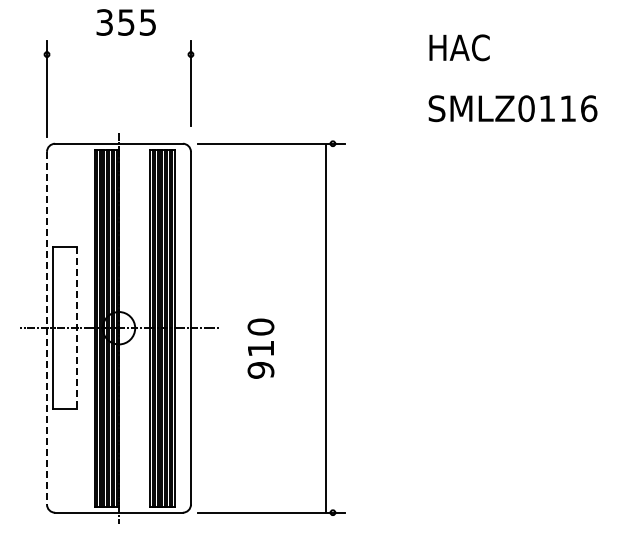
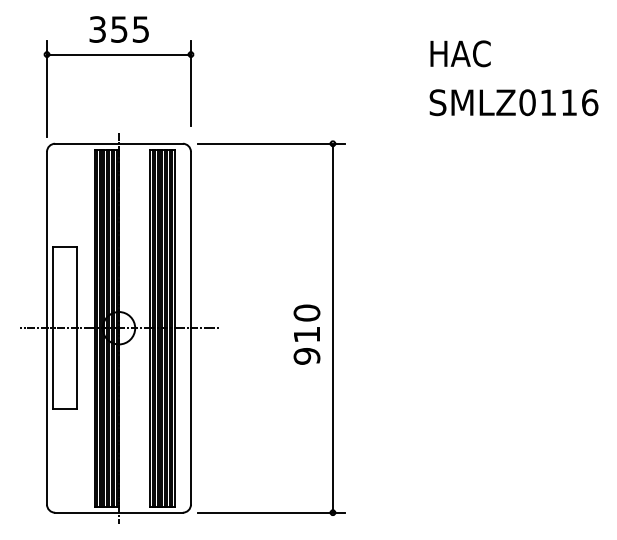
text position: (125, 22) -> (118, 29) (118, 29)
text position: (459, 47) -> (460, 53) (460, 53)
line: none -> present (118, 54)
text position: (512, 108) -> (513, 102) (513, 102)
line position: (325, 327) -> (332, 327) (332, 327)
line: dashed -> solid (47, 328)
line: dashed -> solid (77, 328)
text position: (260, 348) -> (306, 334) (306, 334)
